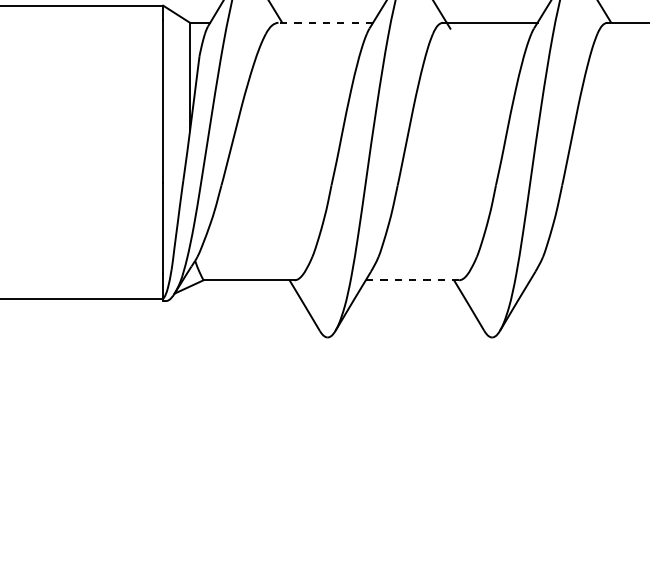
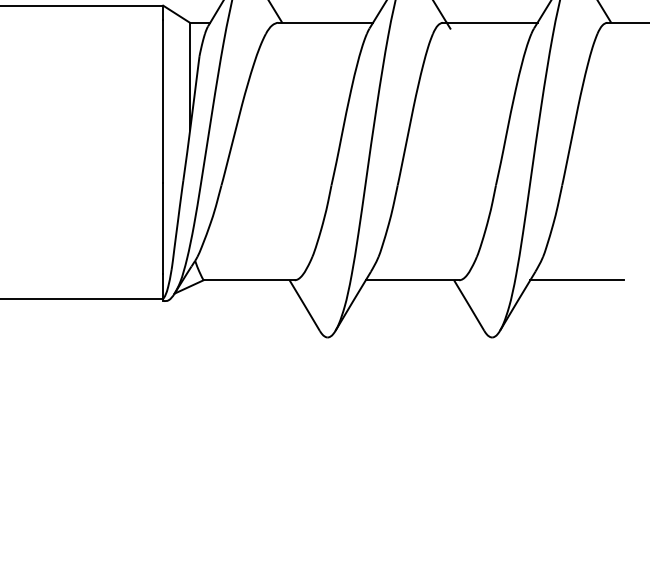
line: dashed -> solid (325, 22)
line: dashed -> solid (412, 280)
line: none -> present (576, 280)
